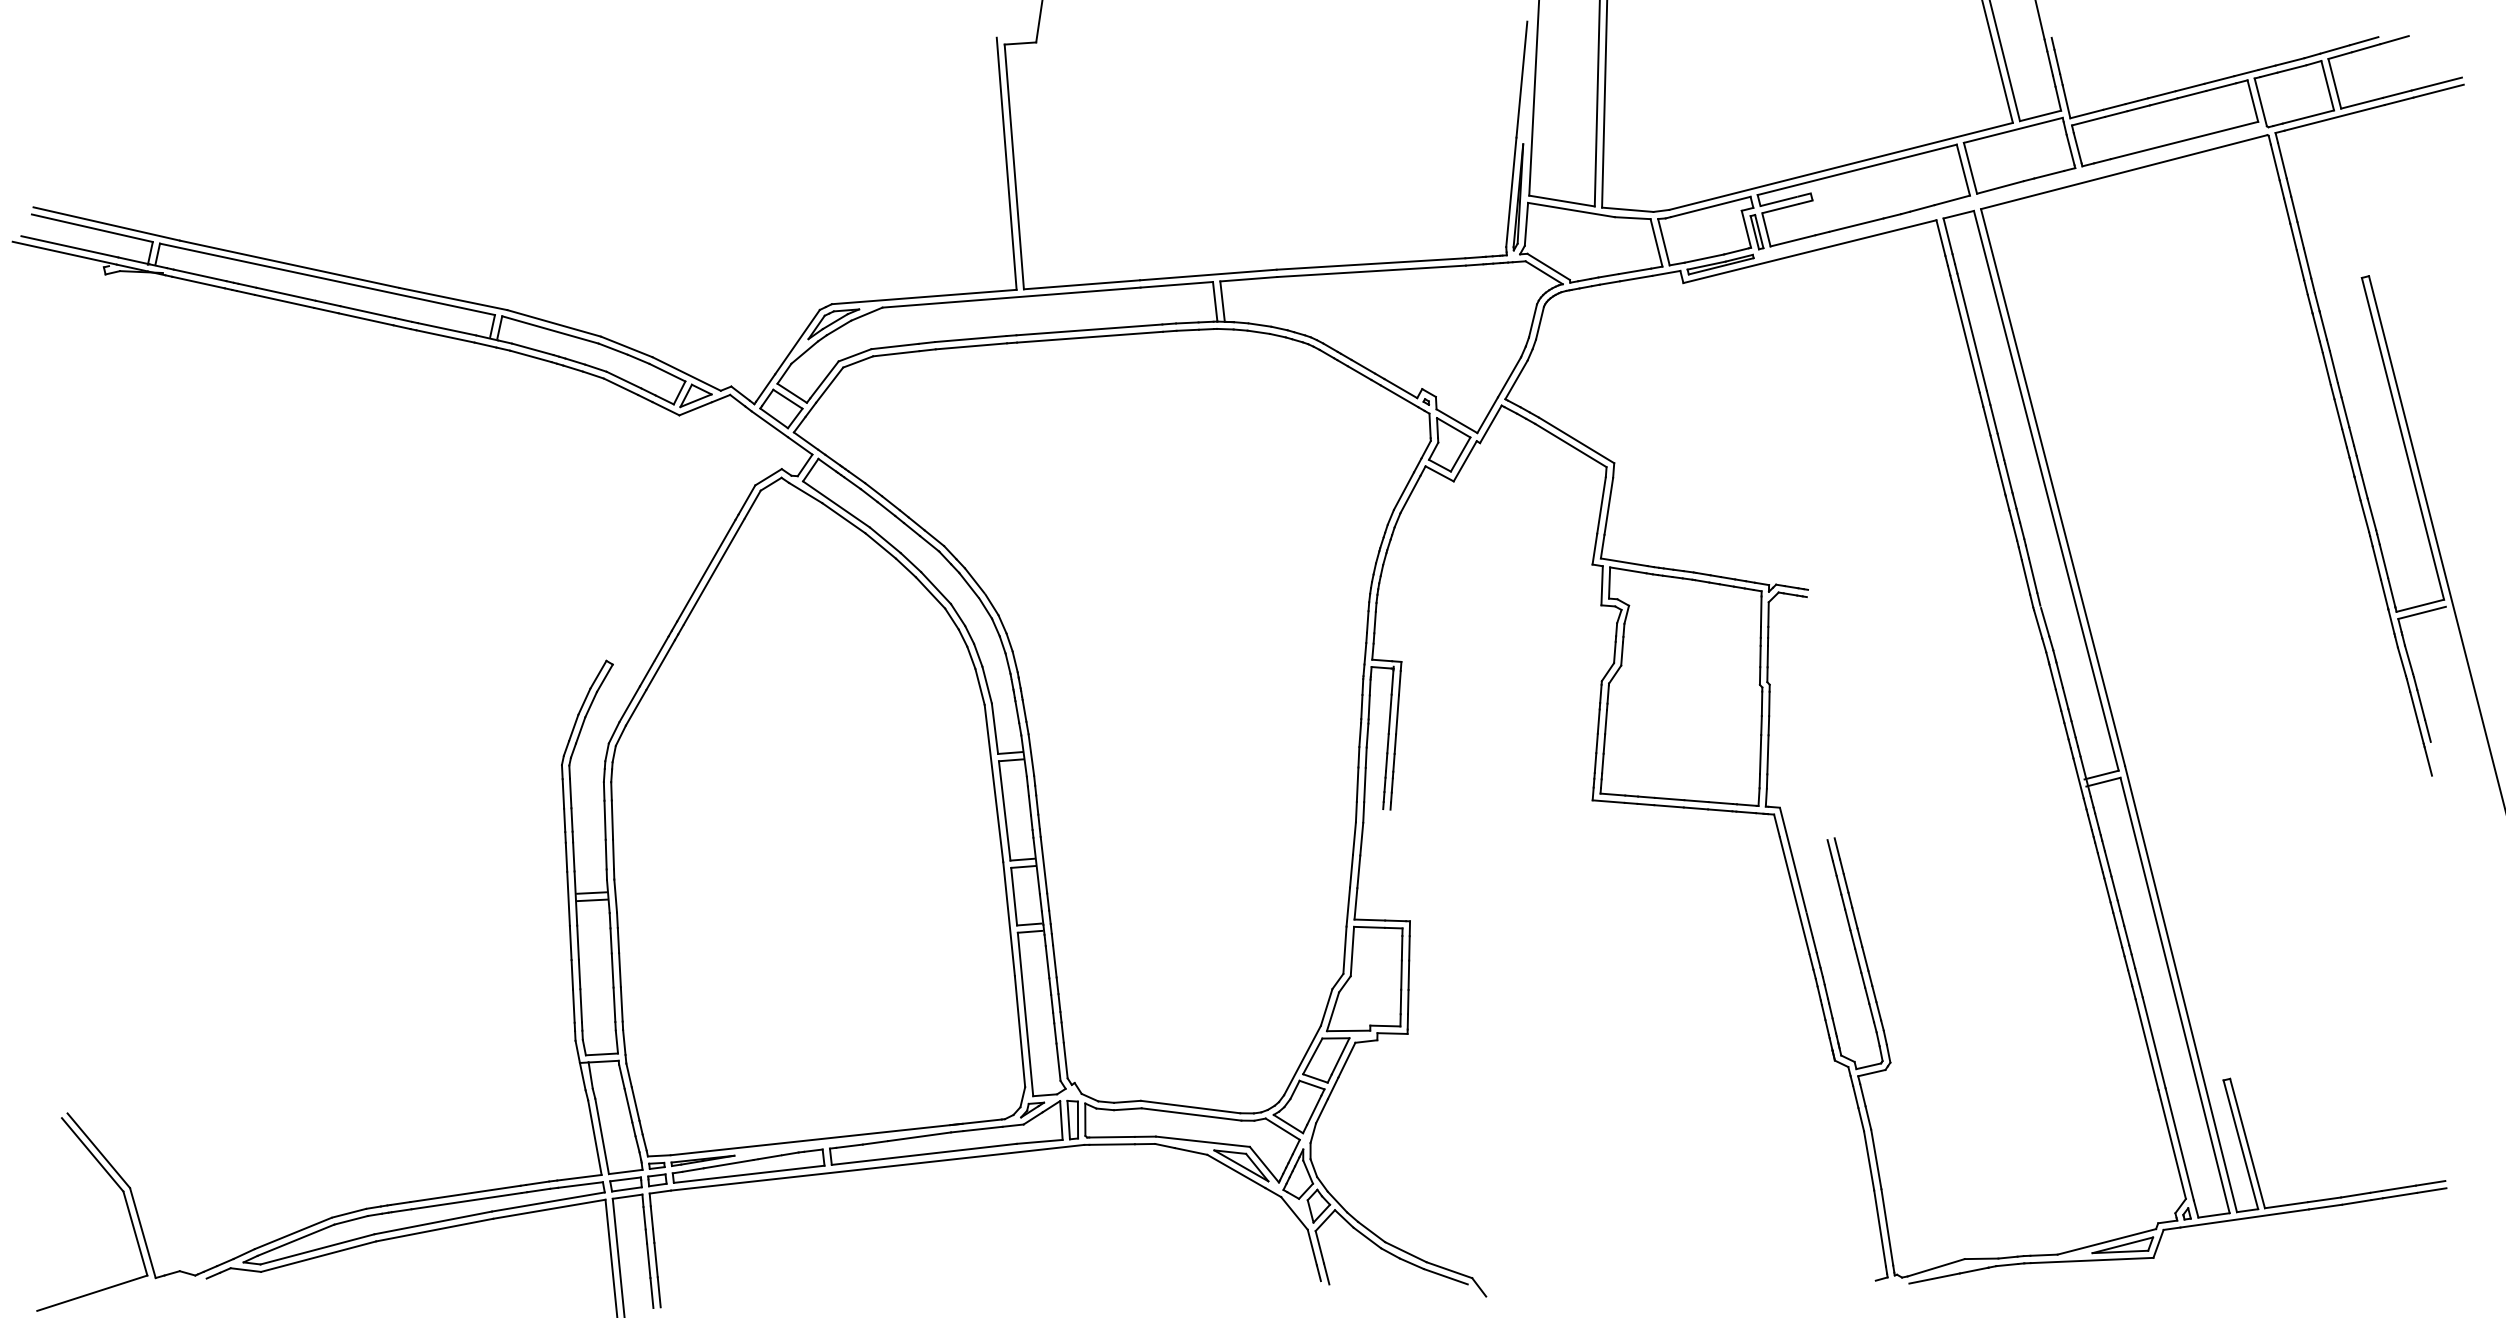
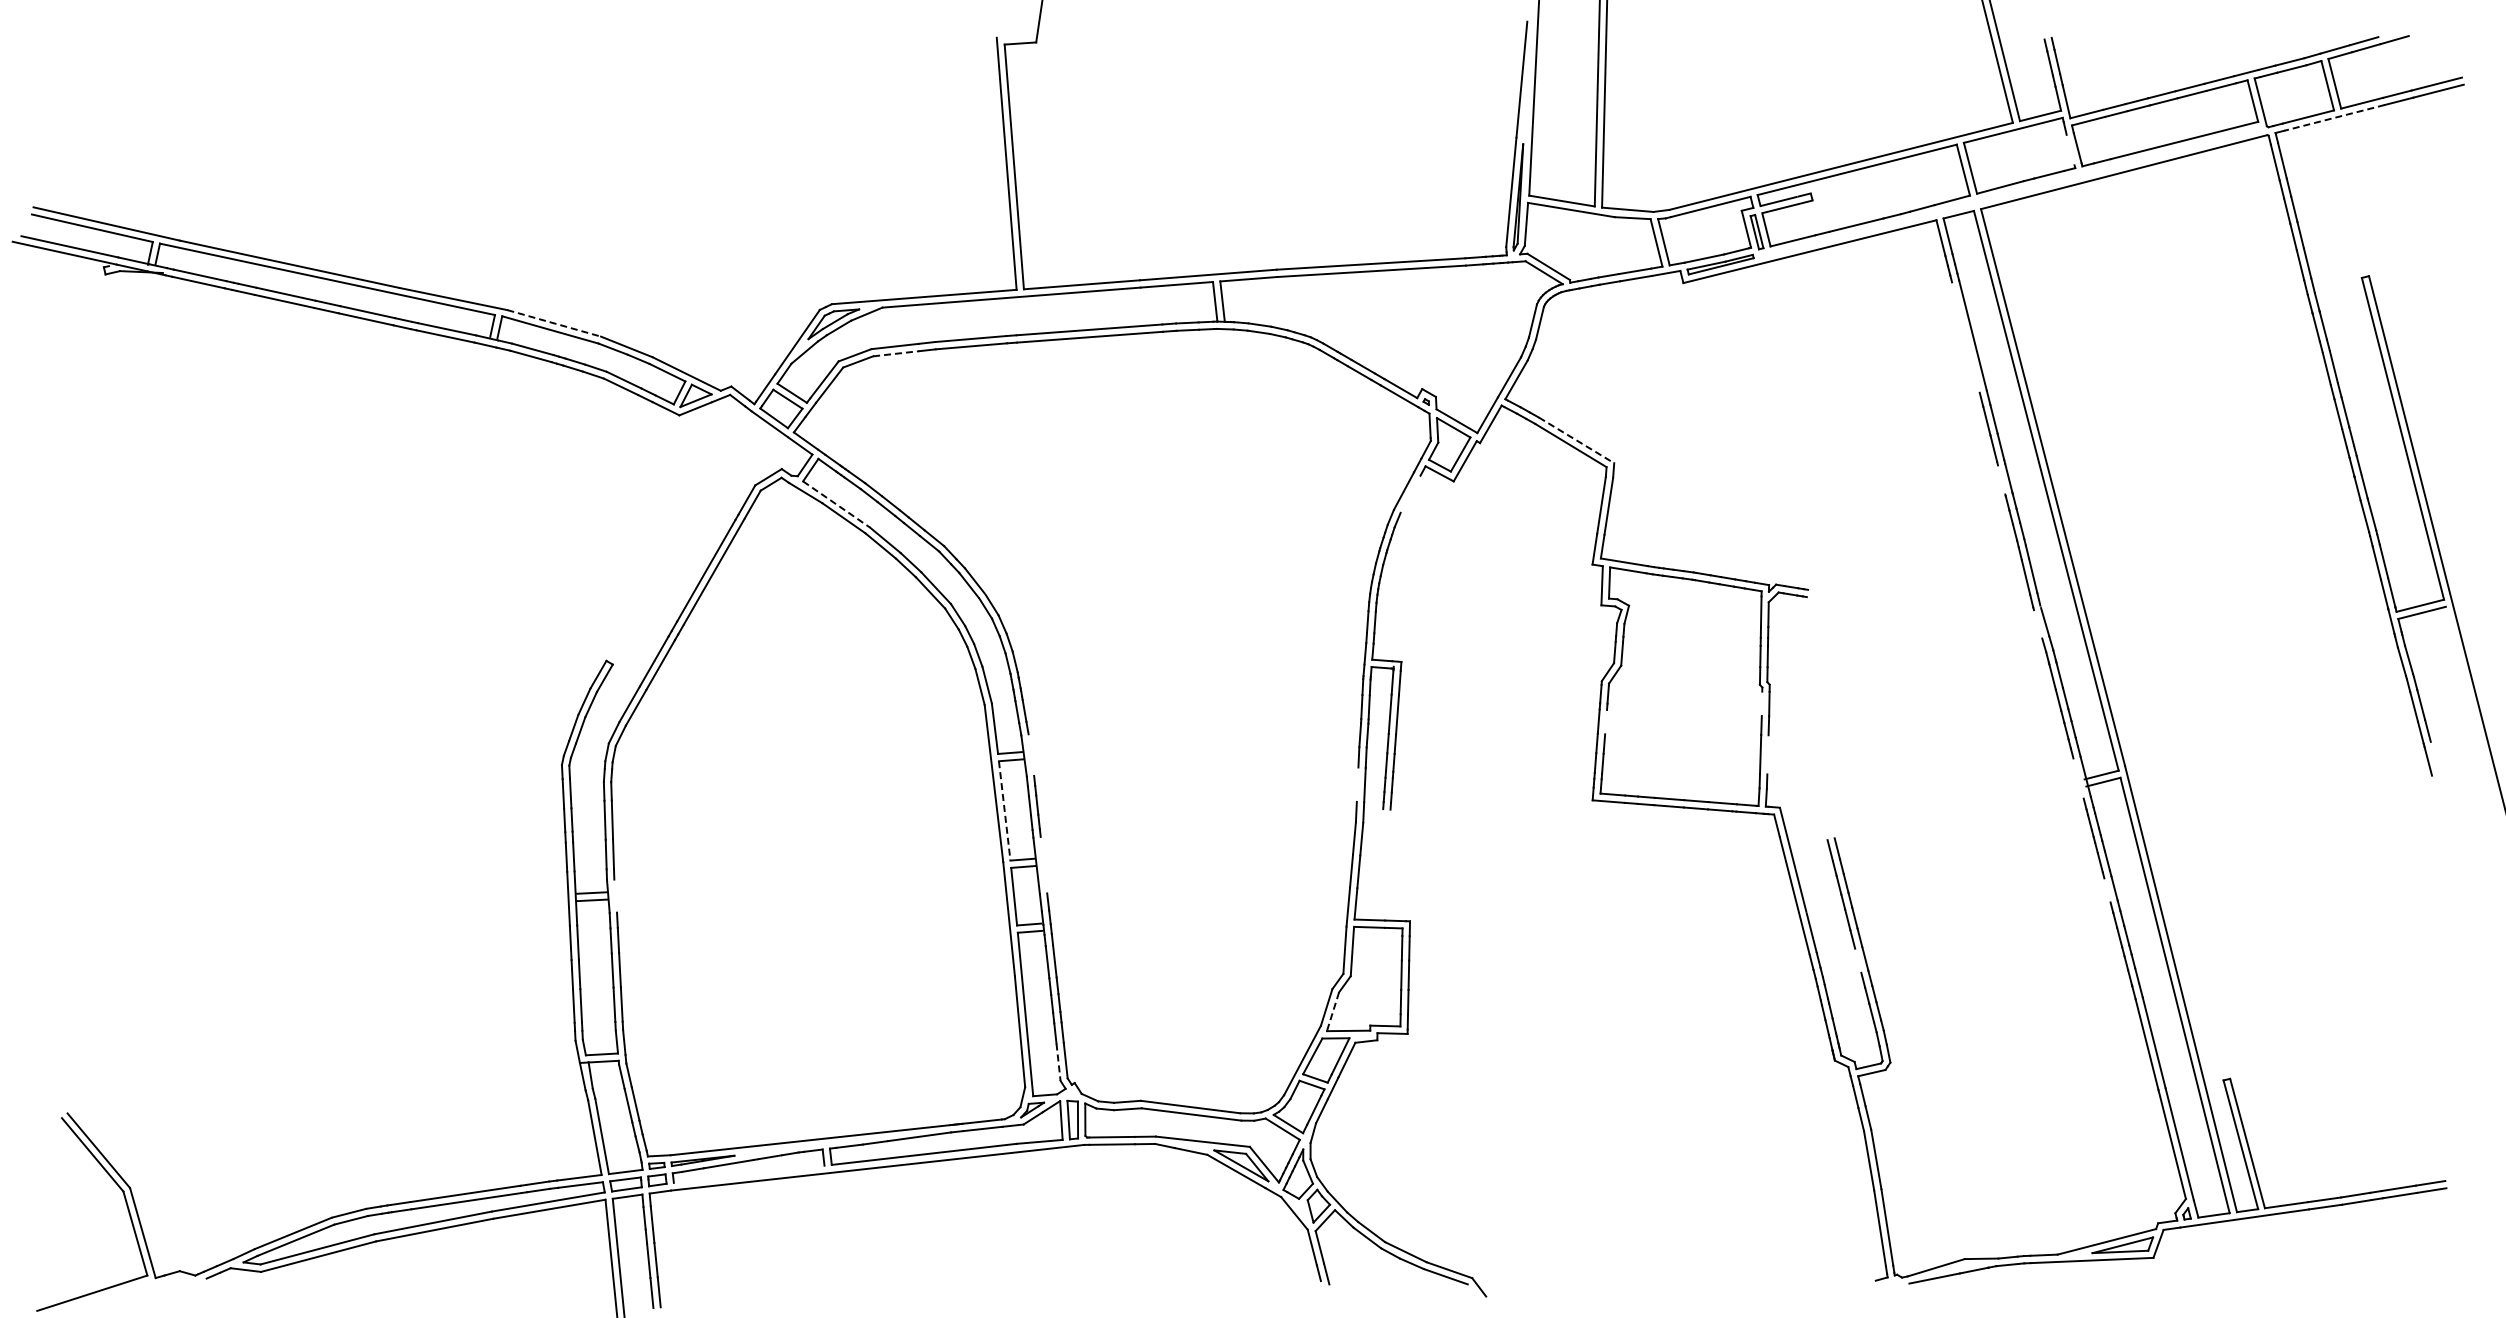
line: present -> none (2039, 20)
line: solid -> dashed (2334, 117)
line: present -> none (2070, 149)
line: solid -> dashed (554, 323)
line: present -> none (1965, 337)
line: solid -> dashed (896, 353)
line: solid -> dashed (1577, 440)
line: present -> none (2001, 479)
line: present -> none (1410, 494)
line: solid -> dashed (836, 504)
line: present -> none (2038, 624)
line: present -> none (1761, 703)
line: present -> none (1606, 722)
line: present -> none (1031, 754)
line: present -> none (1767, 754)
line: present -> none (2078, 778)
line: present -> none (1357, 784)
line: solid -> dashed (1004, 811)
line: present -> none (1043, 864)
line: present -> none (2107, 890)
line: present -> none (615, 895)
line: present -> none (1858, 960)
line: solid -> dashed (1332, 1012)
line: solid -> dashed (1058, 1062)
line: present -> none (748, 1173)
